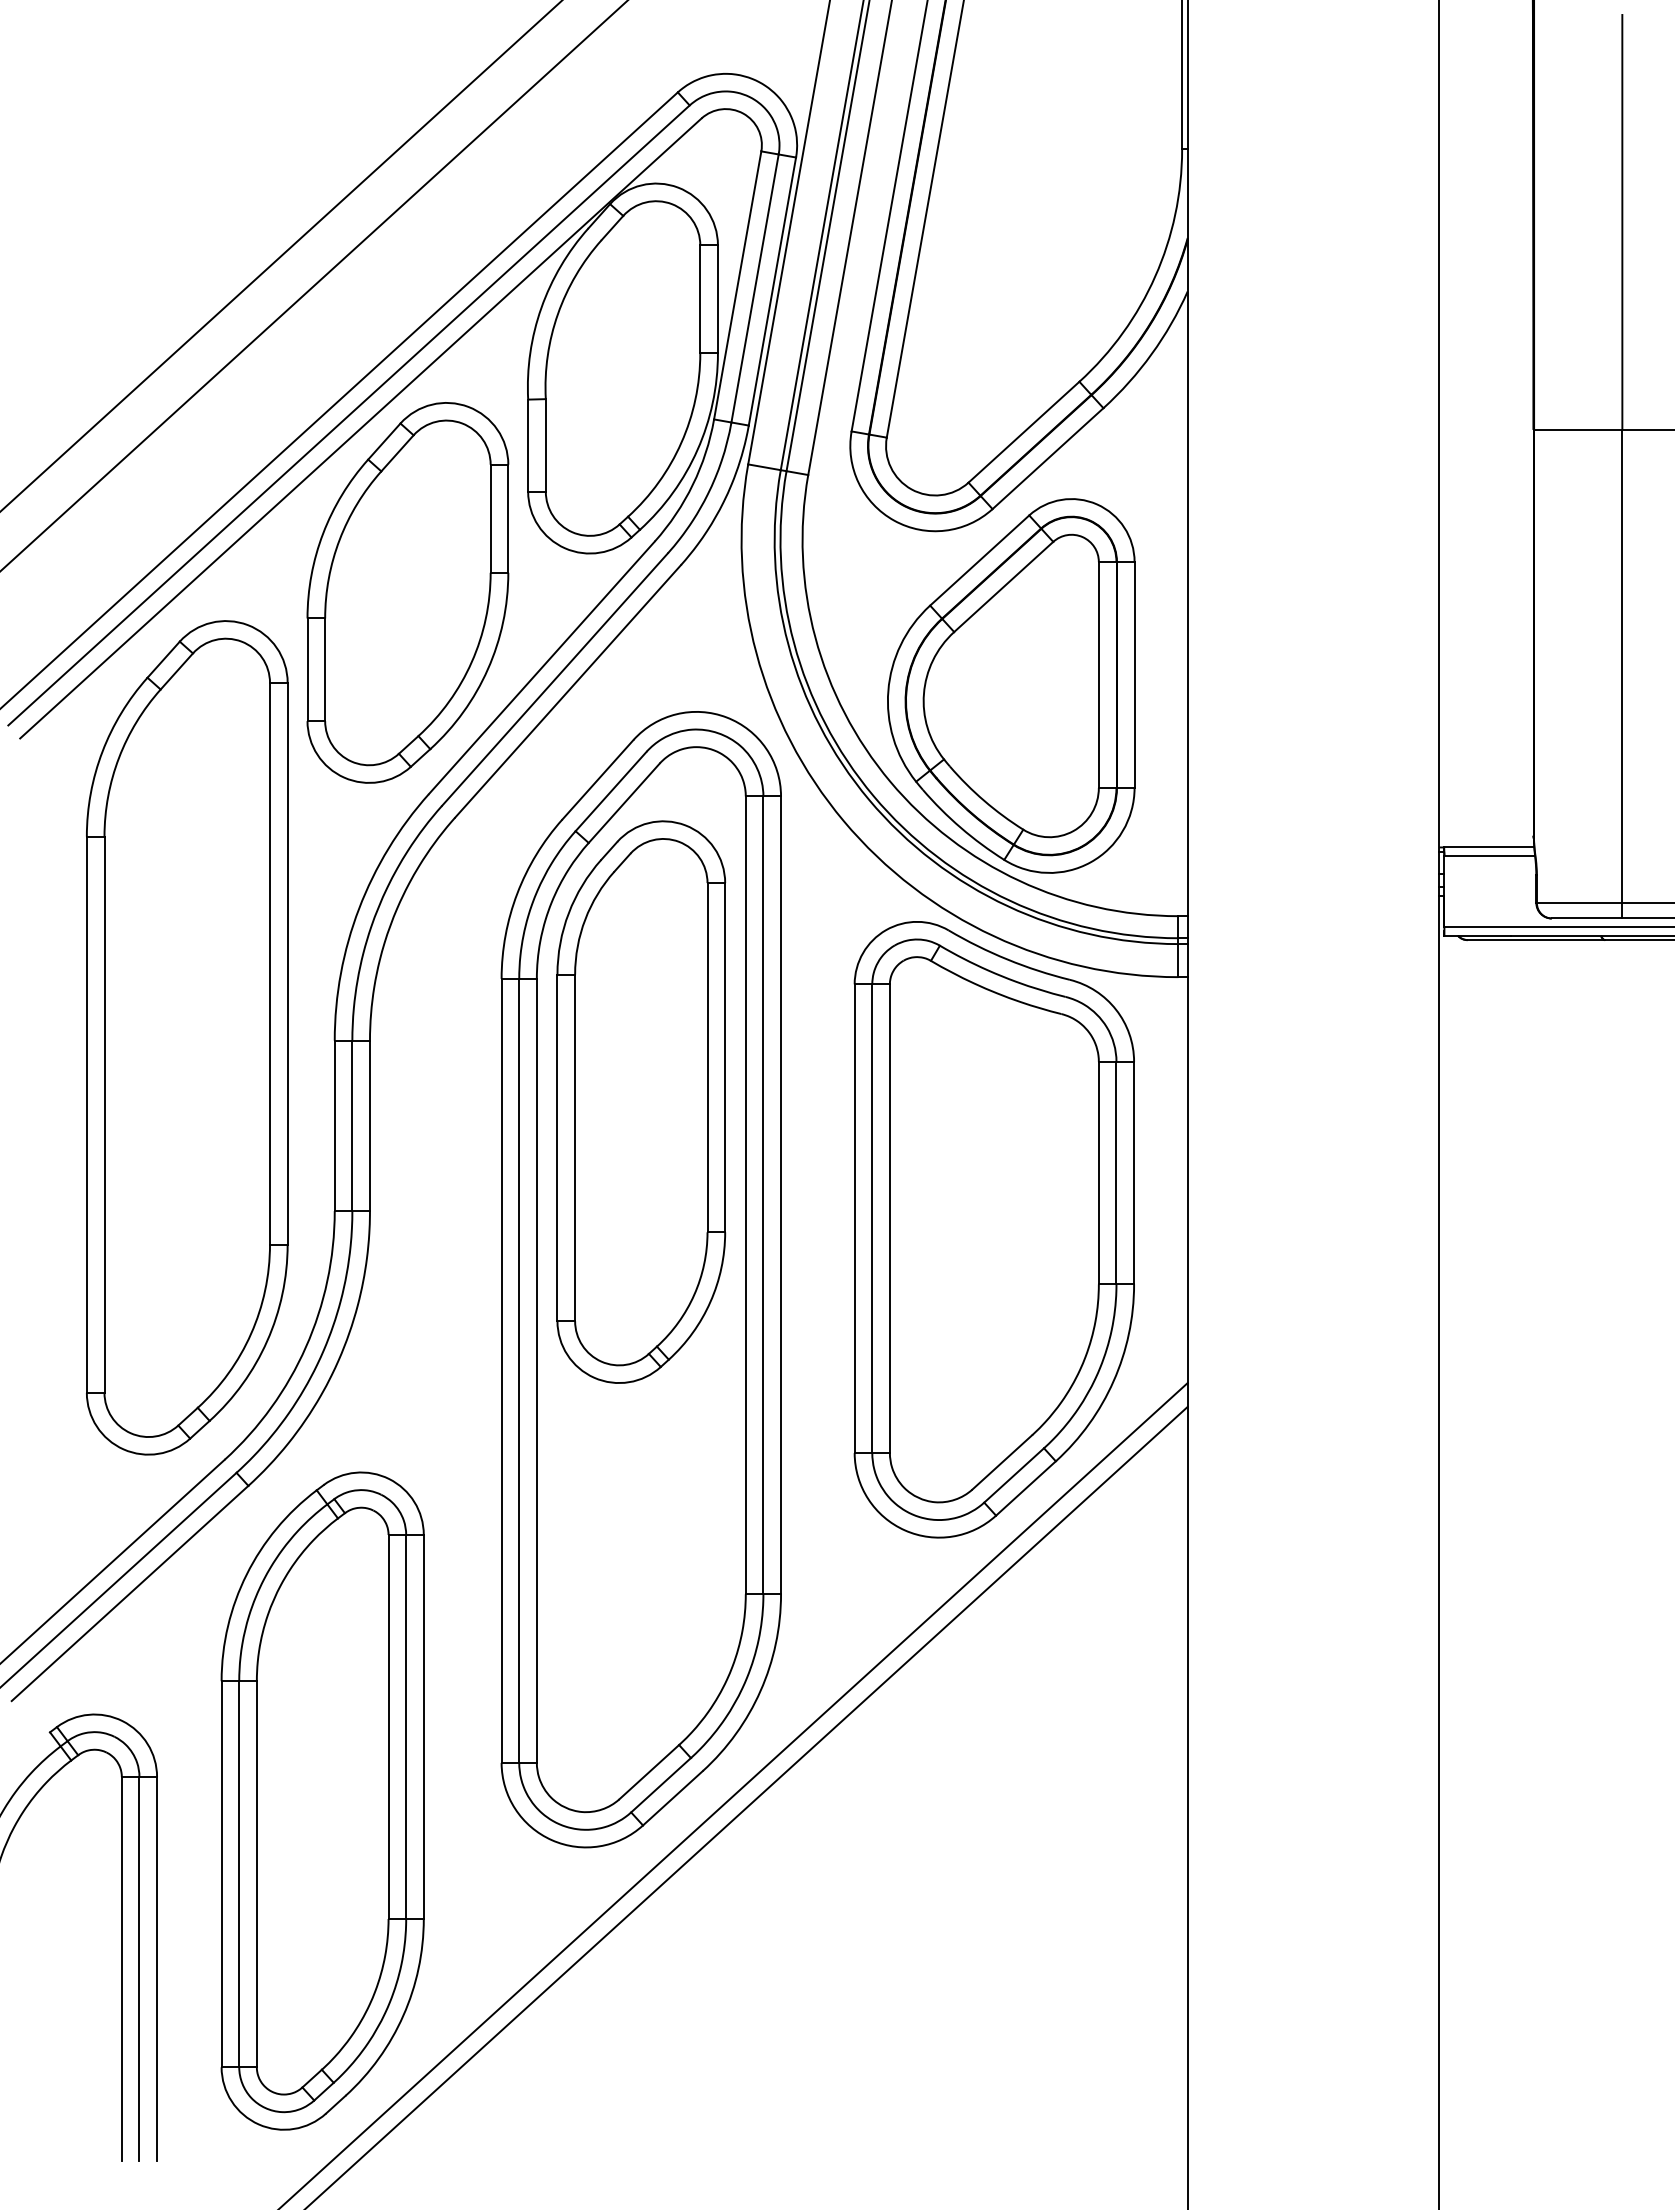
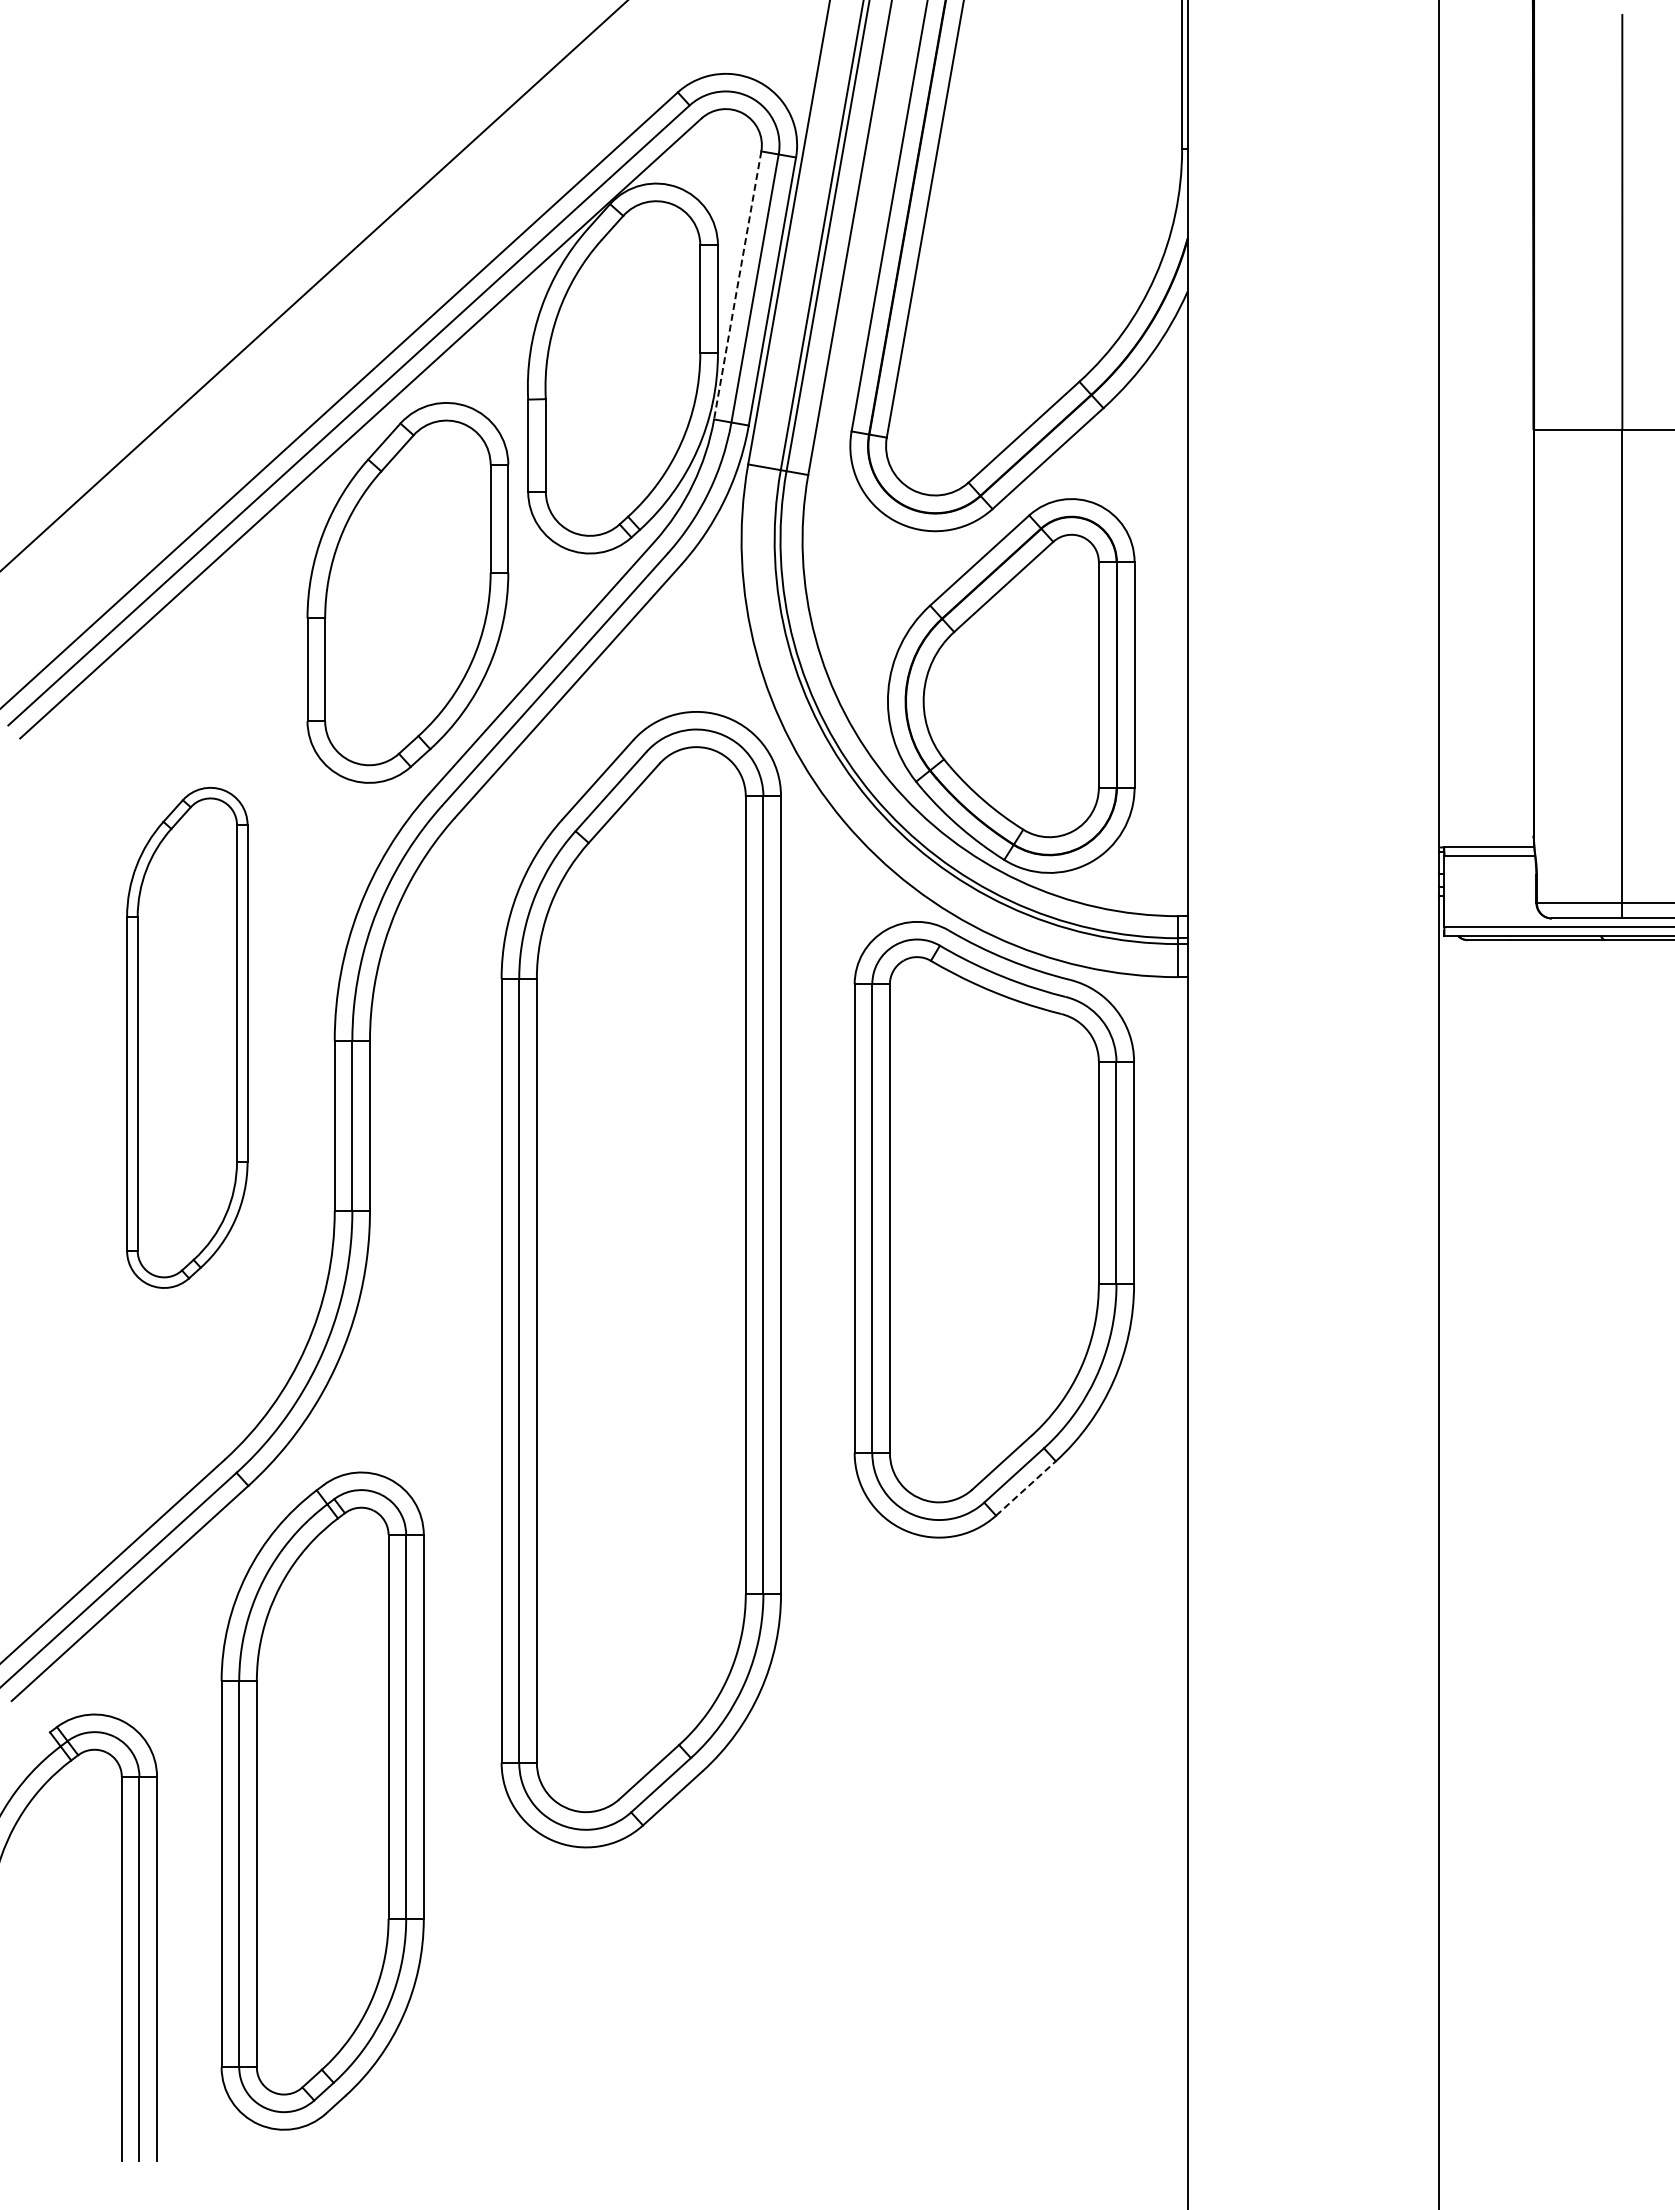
line: present -> none (281, 255)
line: solid -> dashed (737, 285)
part size: 203x836 px -> 123x503 px (187, 1037)
part: present -> none (641, 1101)
line: solid -> dashed (1026, 1488)
line: present -> none (734, 1794)
line: present -> none (747, 1806)
